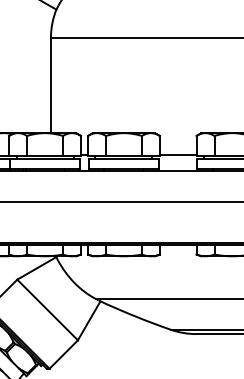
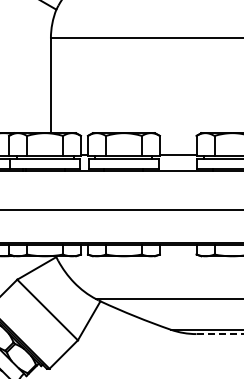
line position: (121, 201) -> (121, 209) (121, 209)
line: solid -> dashed (220, 334)
